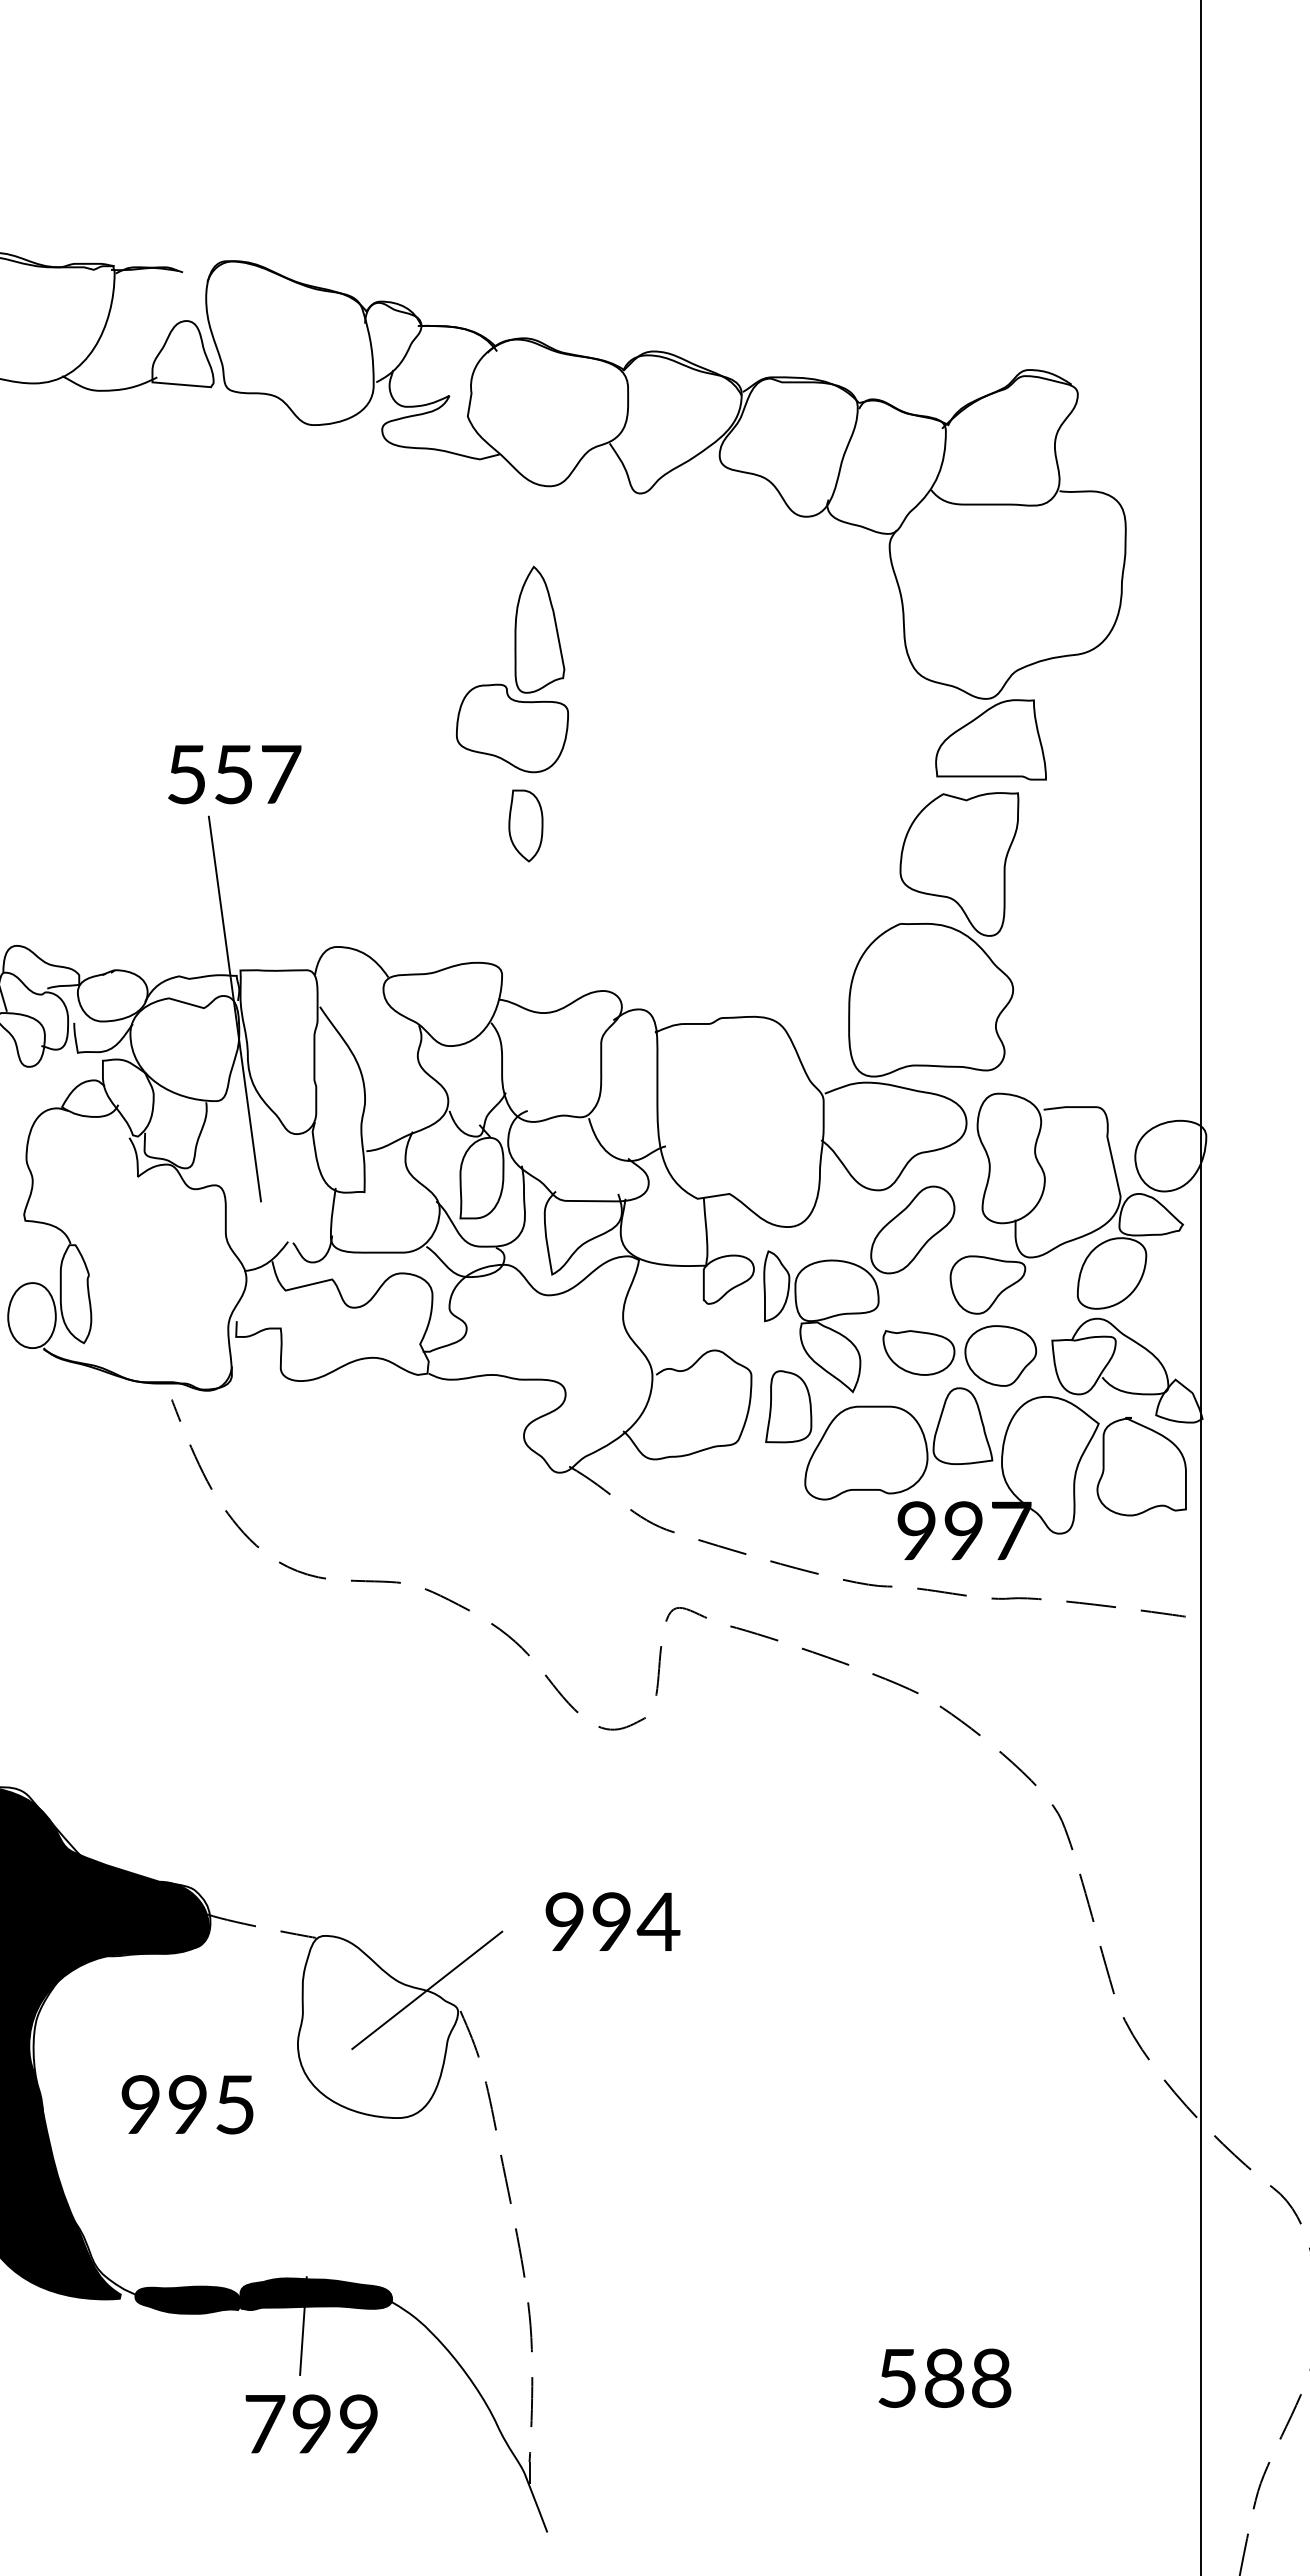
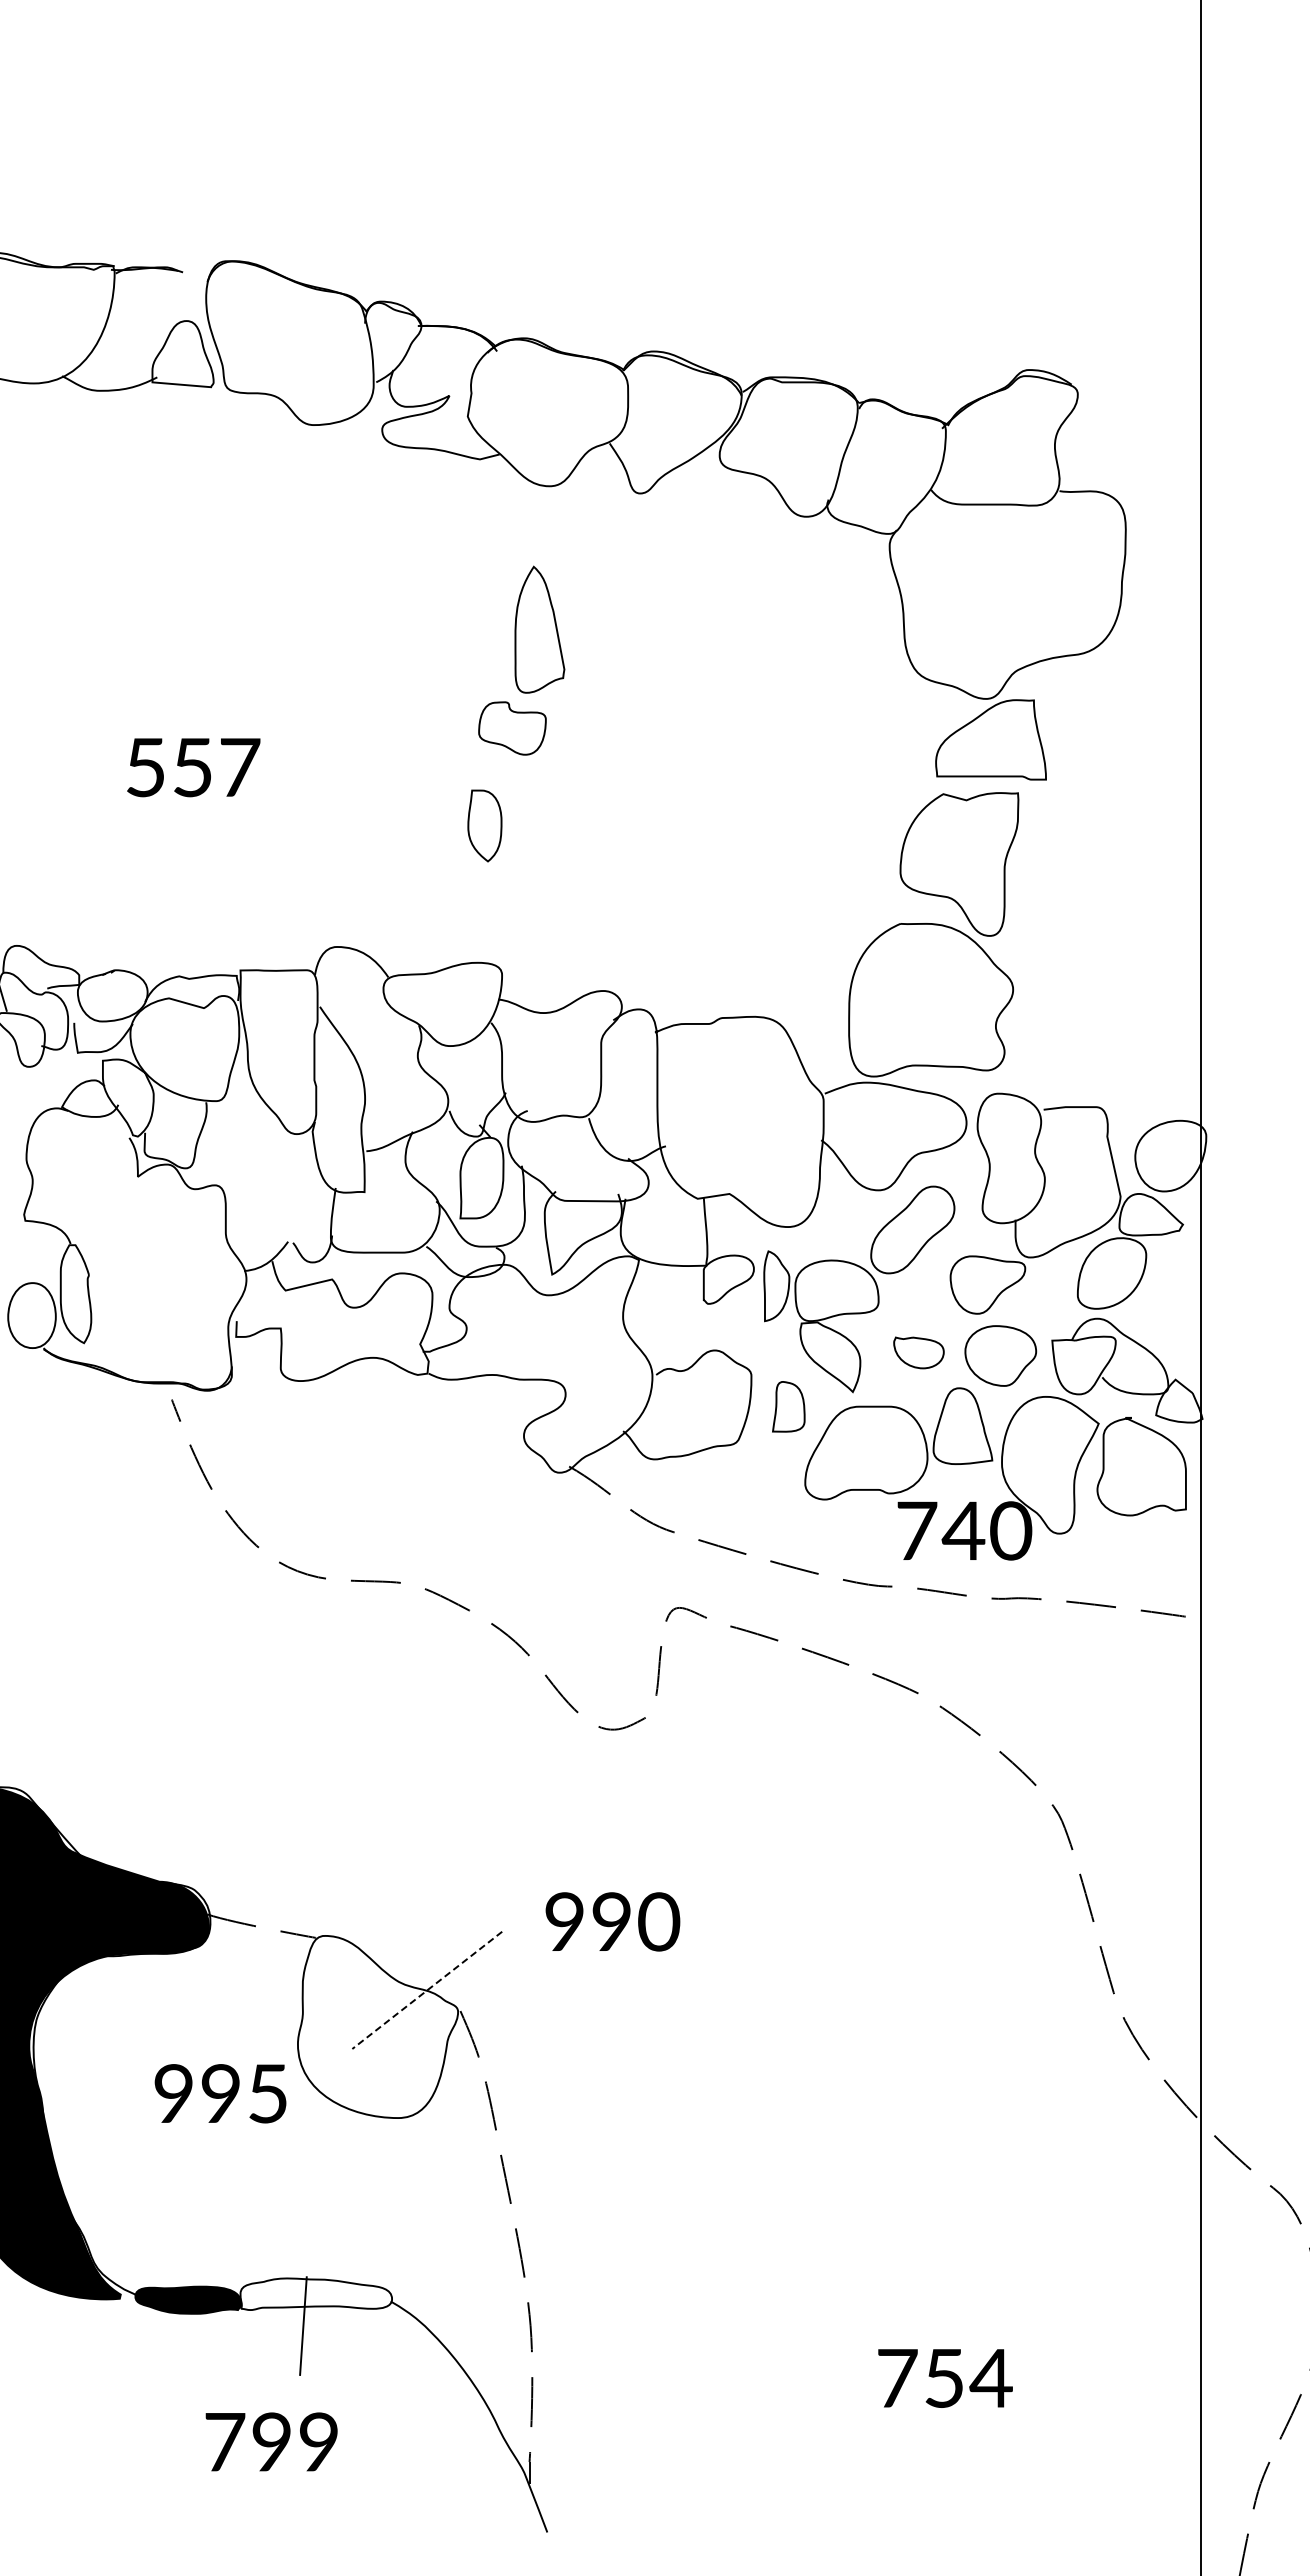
part size: 113x91 px -> 69x55 px (512, 728)
text position: (234, 774) -> (193, 767) (193, 767)
part position: (525, 825) -> (484, 825) (484, 825)
line: present -> none (234, 1008)
part size: 74x46 px -> 52x34 px (918, 1352)
part size: 48x74 px -> 34x52 px (788, 1406)
text: 997 -> 740 (964, 1530)
text: 994 -> 990 (658, 1921)
line: solid -> dashed (426, 1990)
text position: (187, 2104) -> (220, 2093) (220, 2093)
fill: present -> none (316, 2294)
text: 588 -> 754 (945, 2377)
text position: (311, 2423) -> (271, 2441) (271, 2441)
